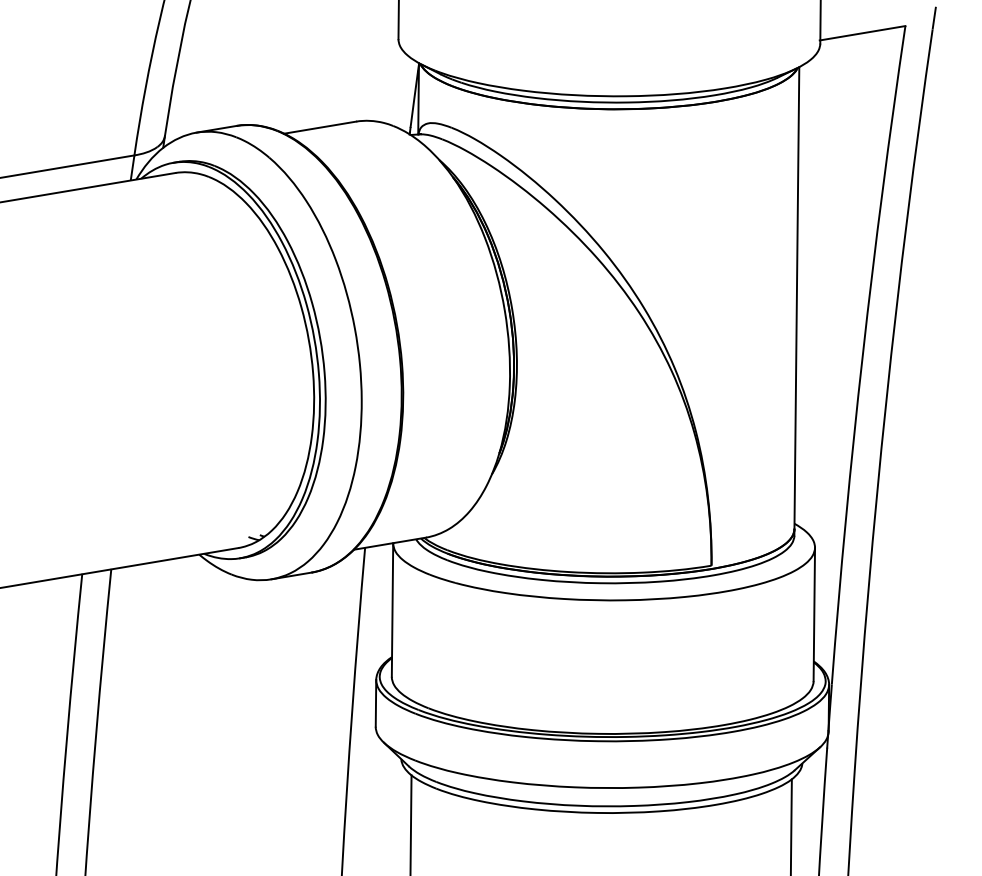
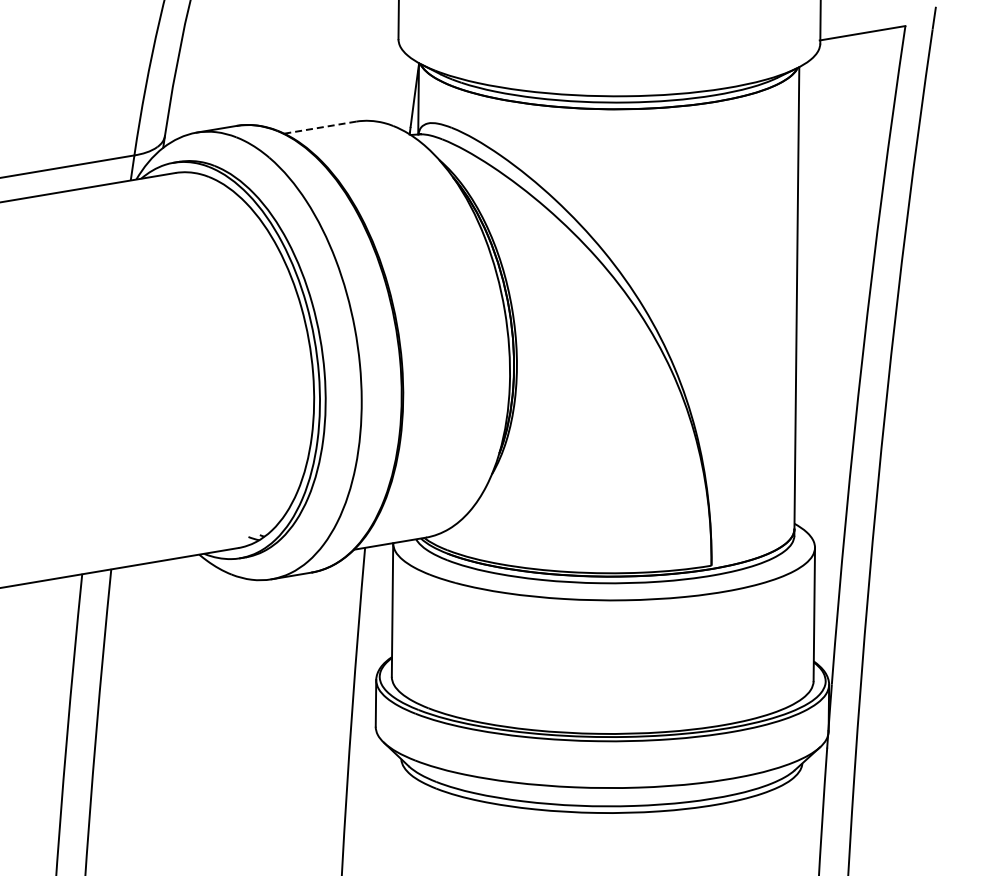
line: solid -> dashed (320, 127)
line: present -> none (410, 823)
line: present -> none (790, 825)
